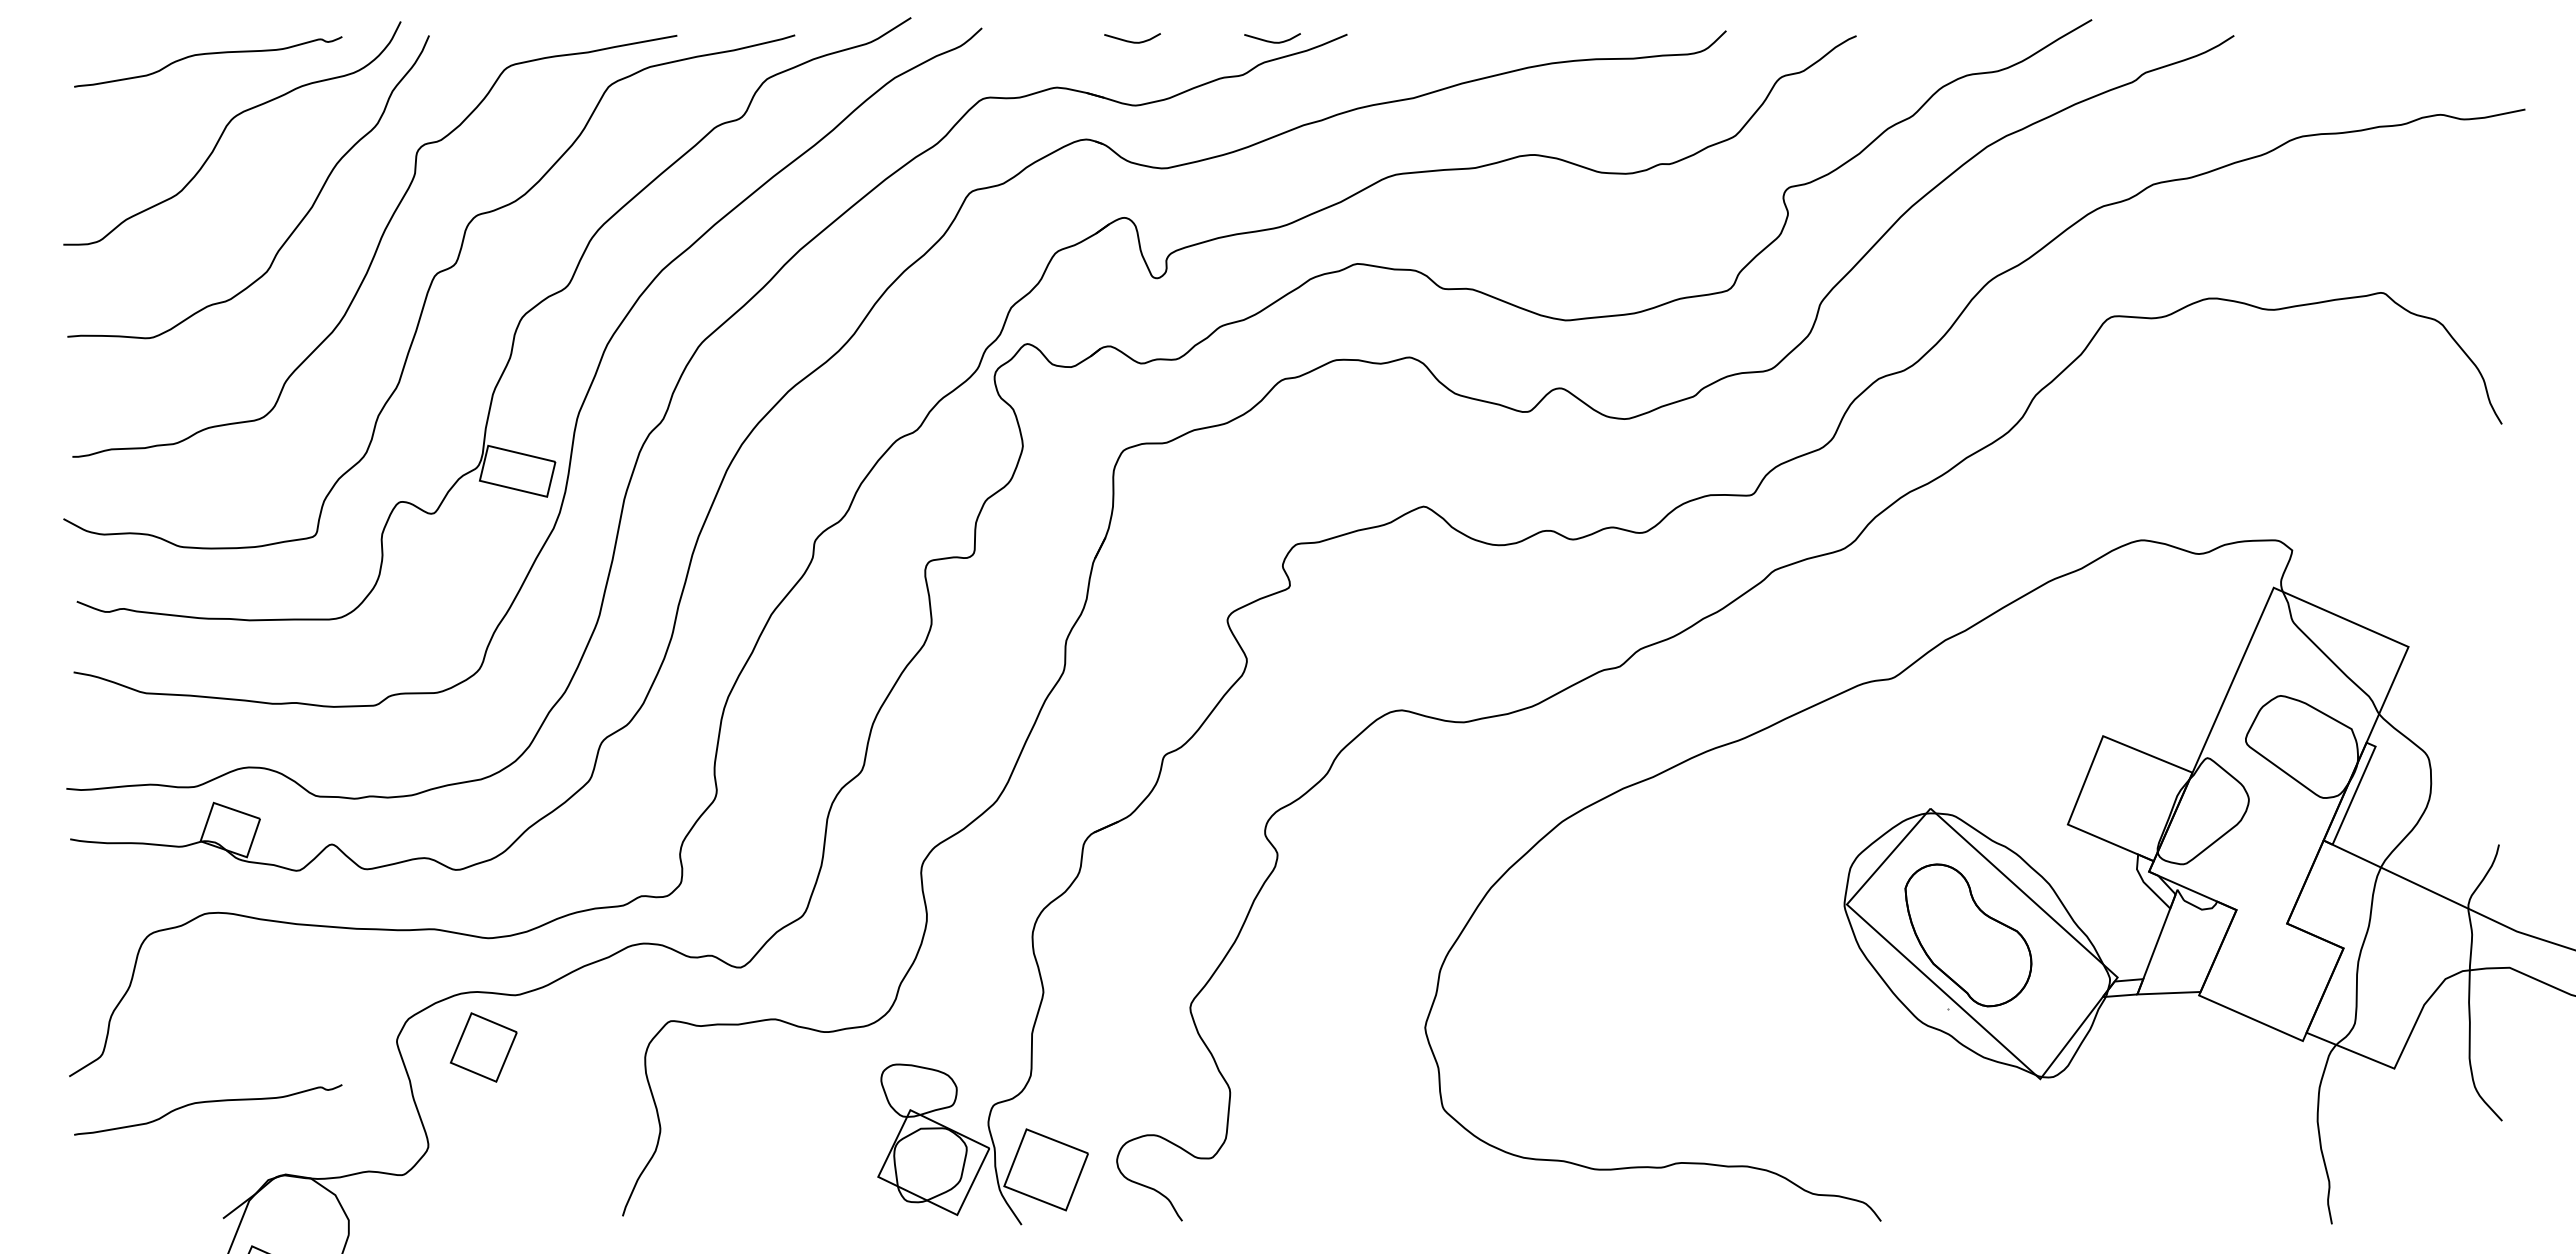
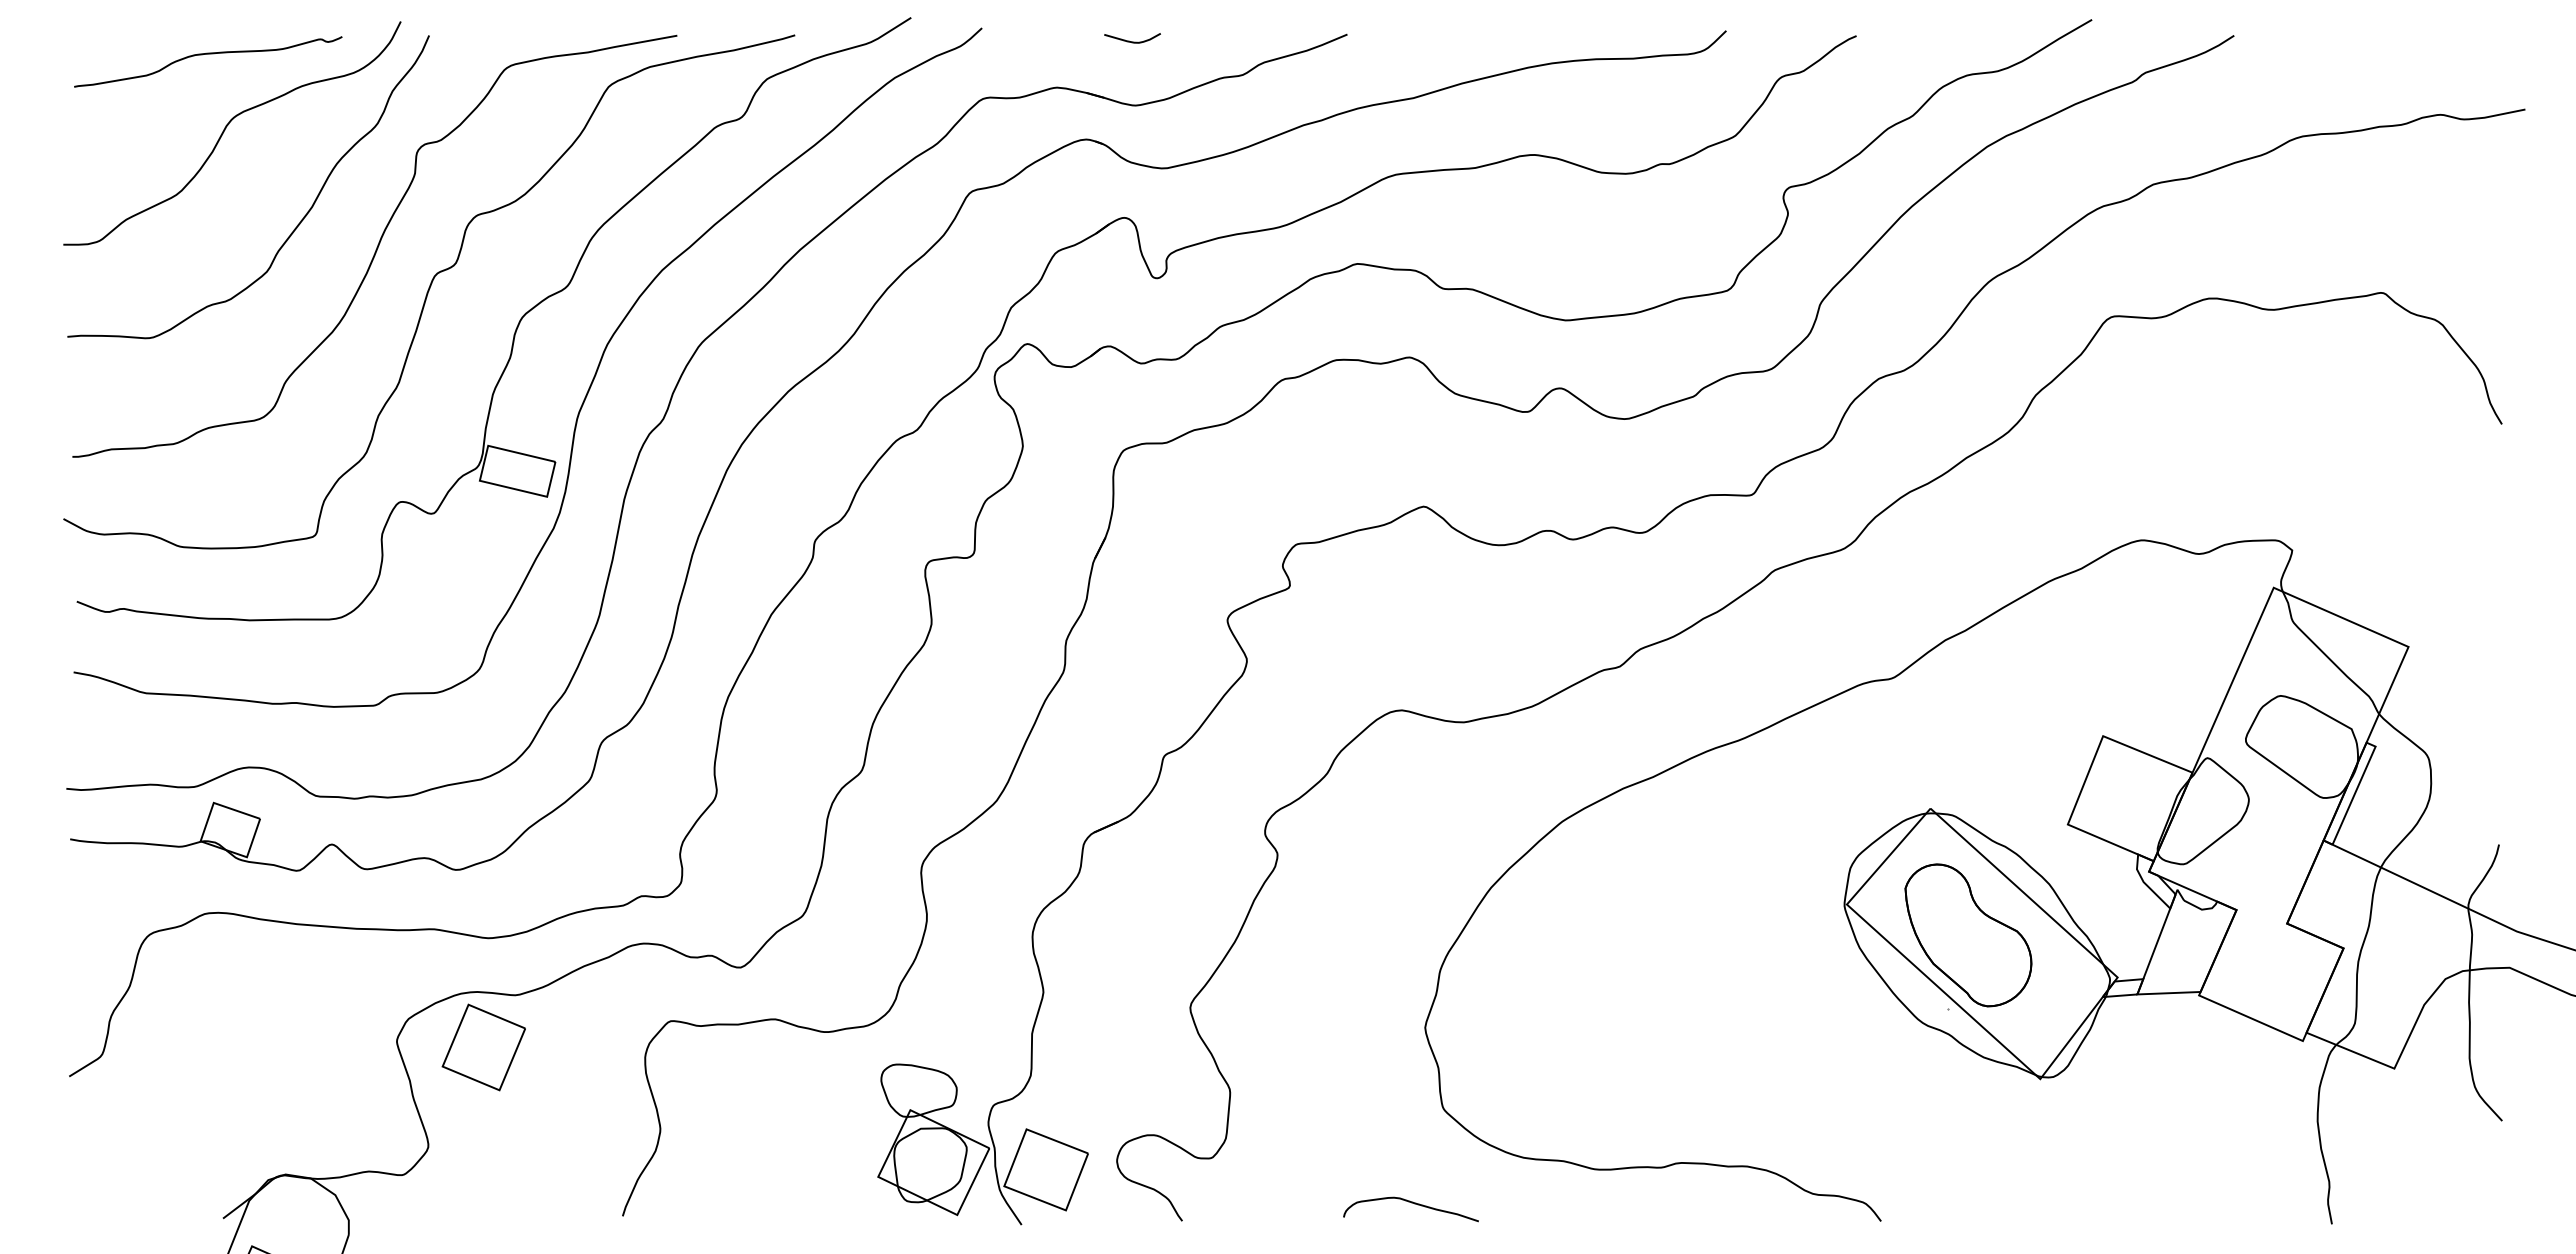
curve: present -> none (1272, 41)
part size: 69x71 px -> 85x89 px (483, 1047)
curve: present -> none (208, 1102)
curve: none -> present (1411, 1203)
